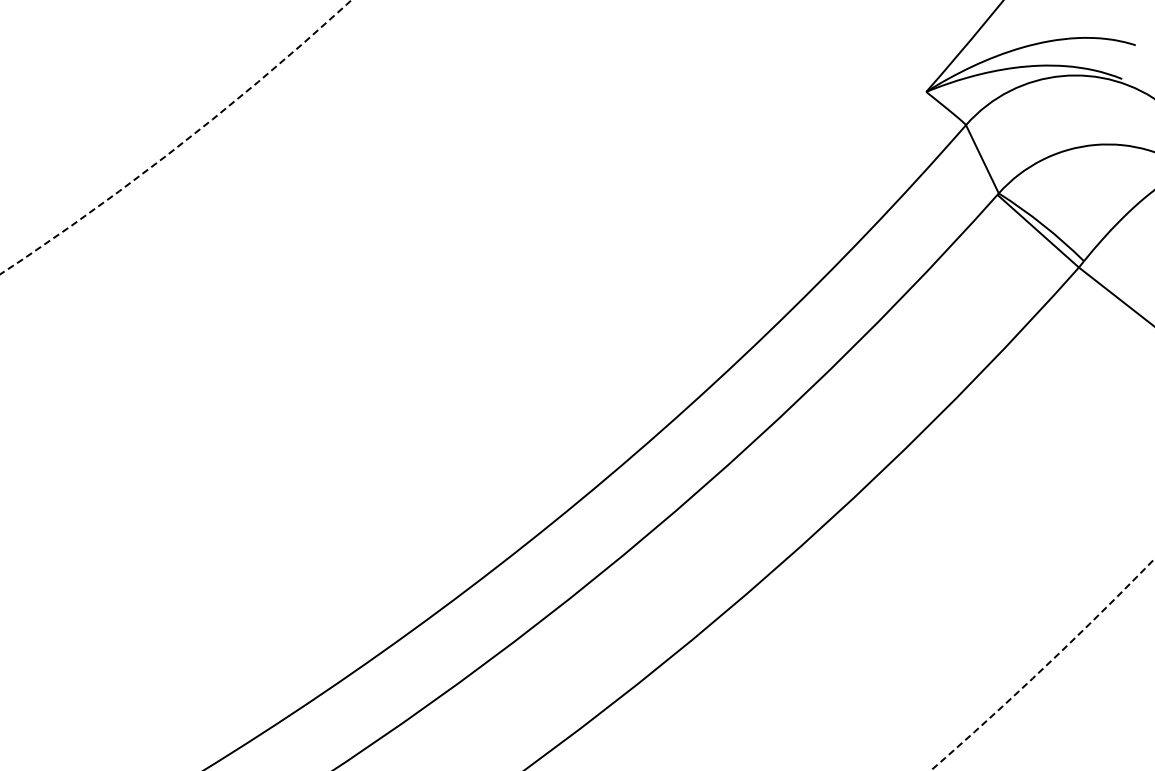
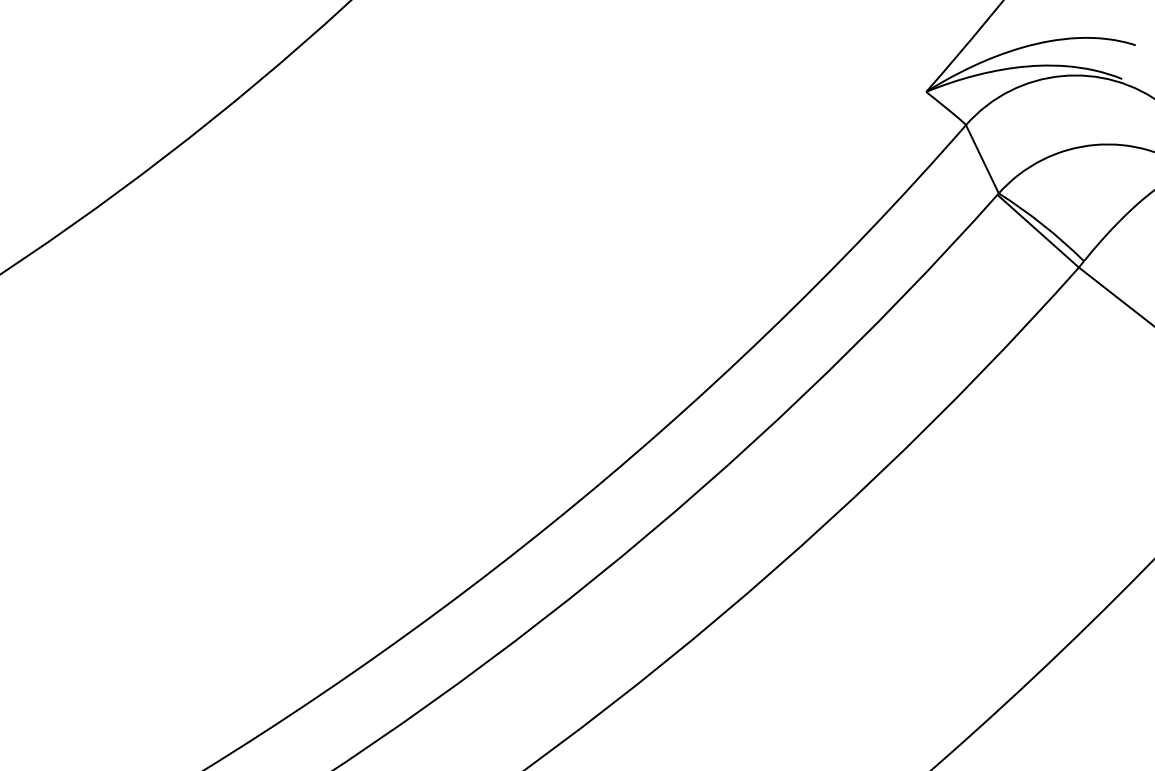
arc: dashed -> solid (181, 143)
arc: dashed -> solid (1044, 667)
